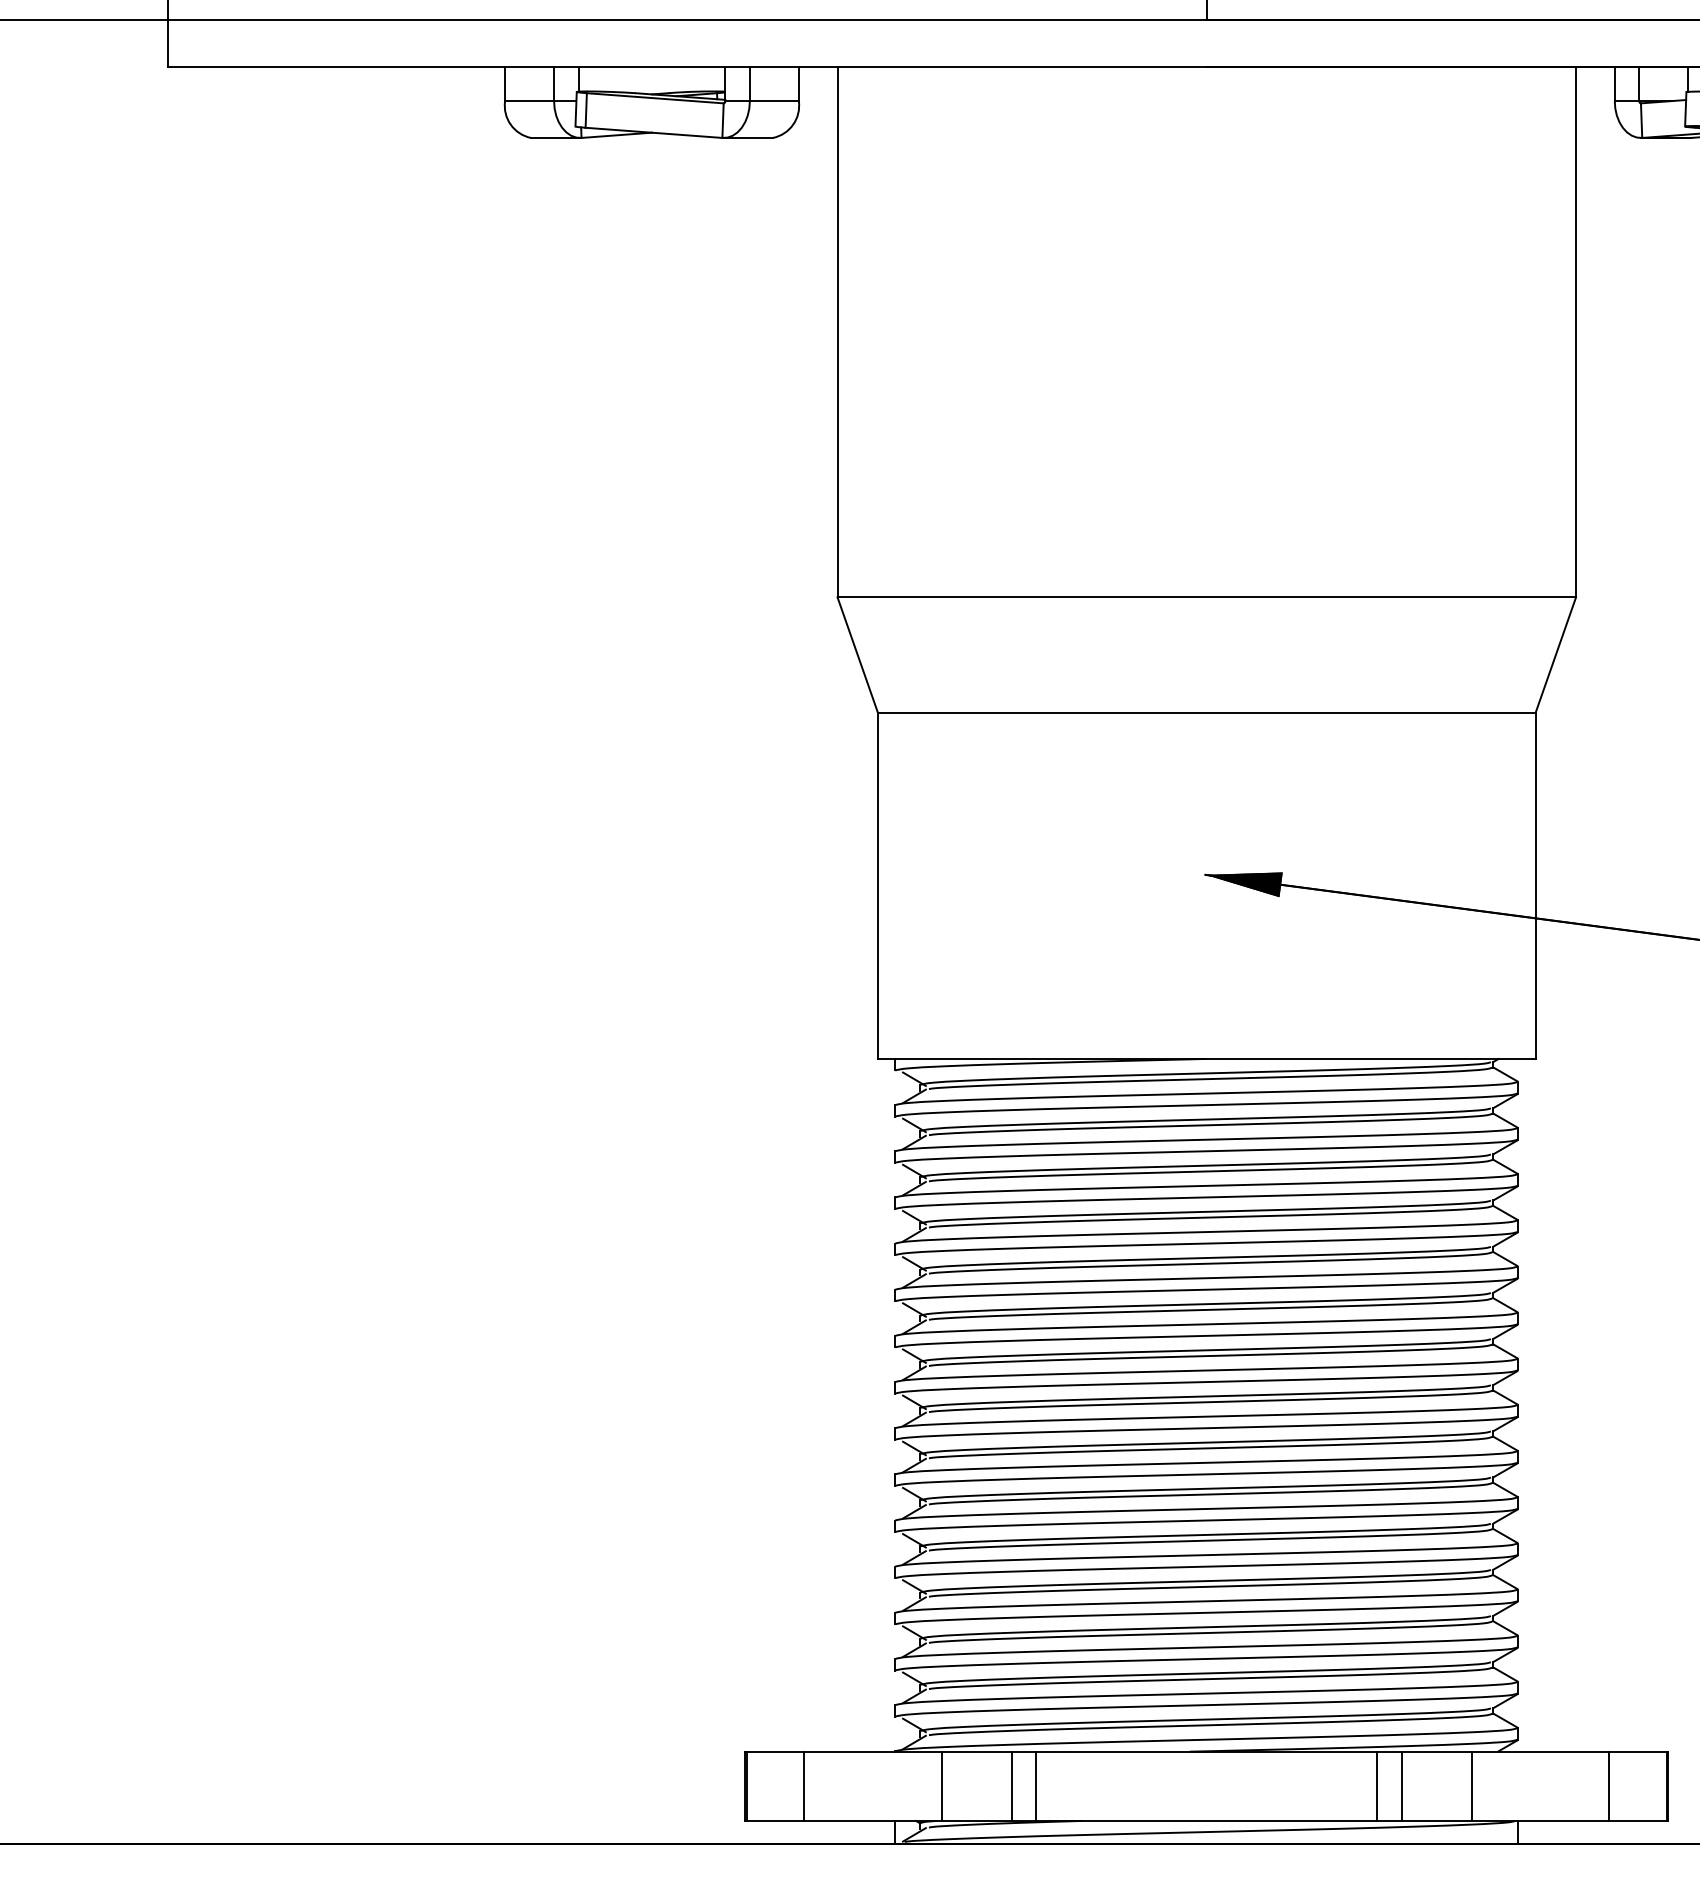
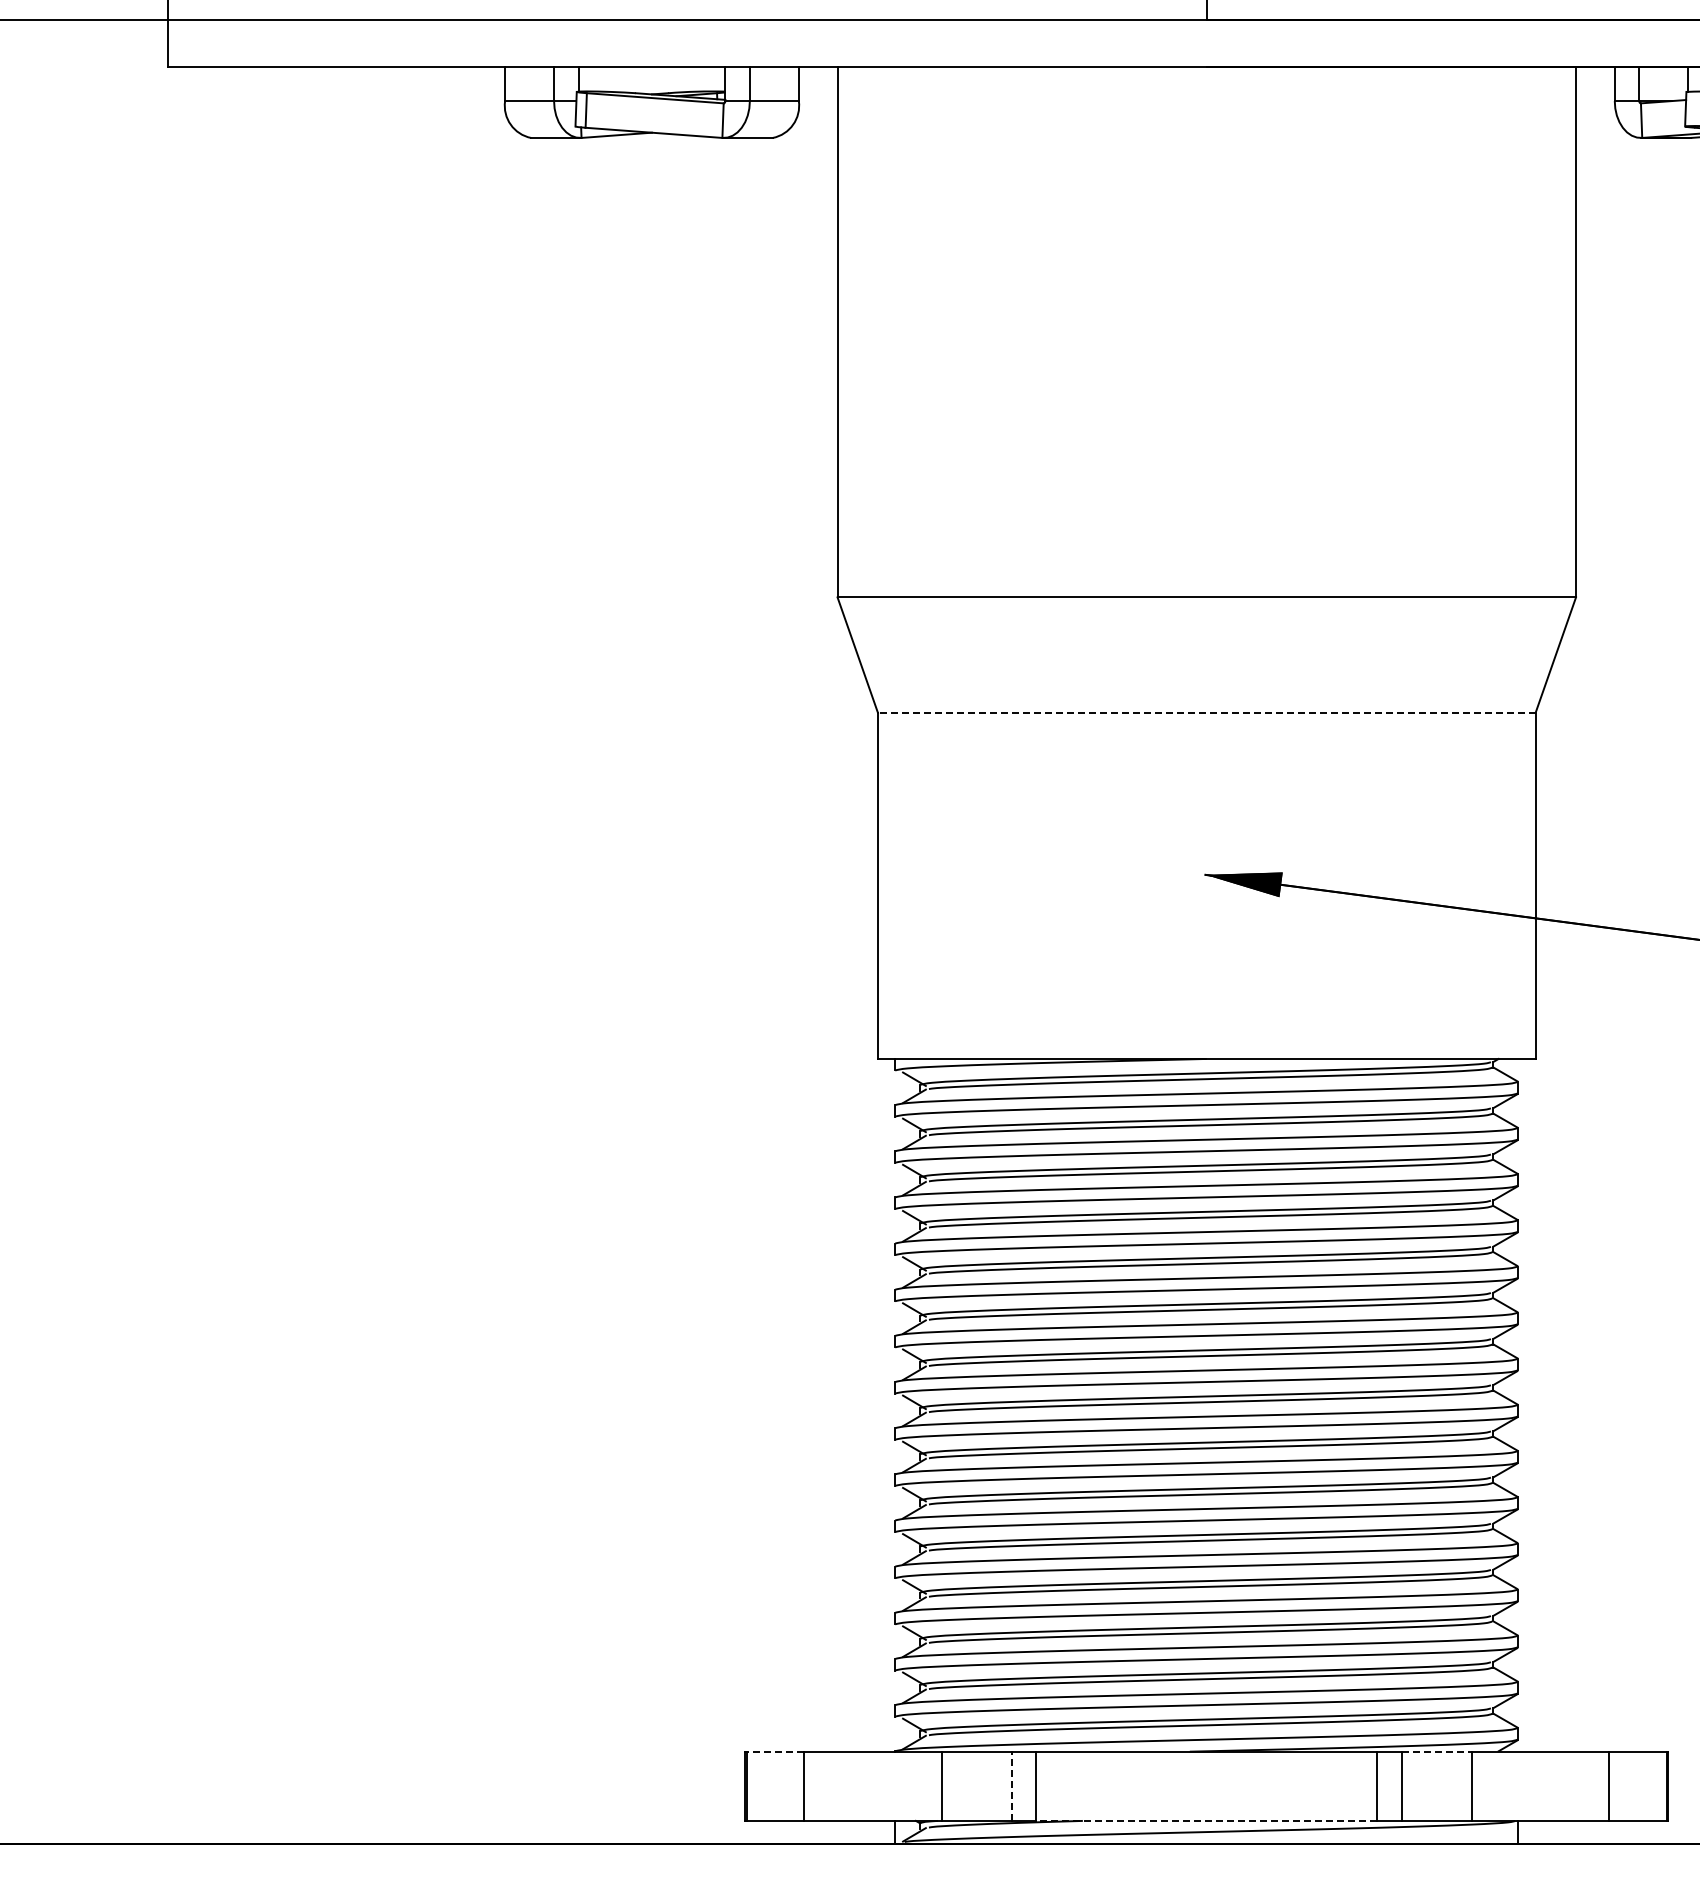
line: solid -> dashed (1206, 712)
line: solid -> dashed (775, 1751)
line: solid -> dashed (1436, 1751)
line: solid -> dashed (1011, 1786)
line: solid -> dashed (1206, 1820)
